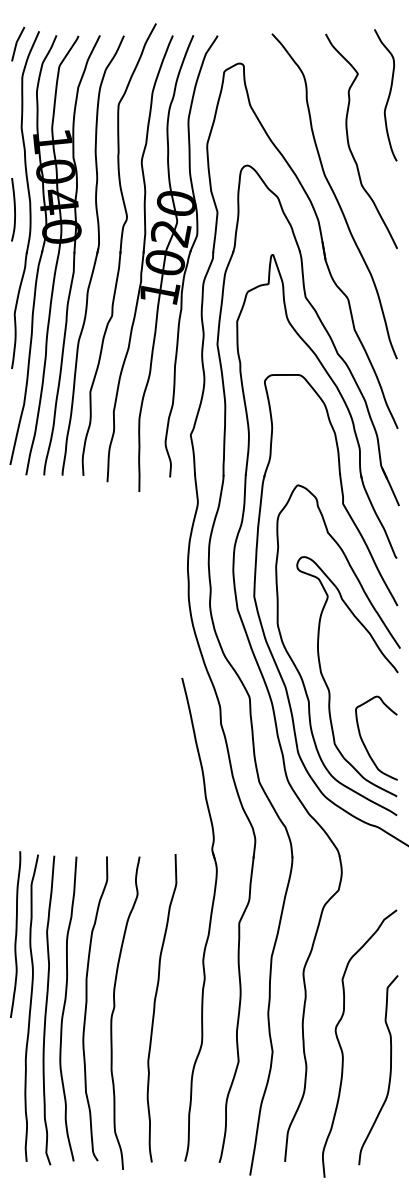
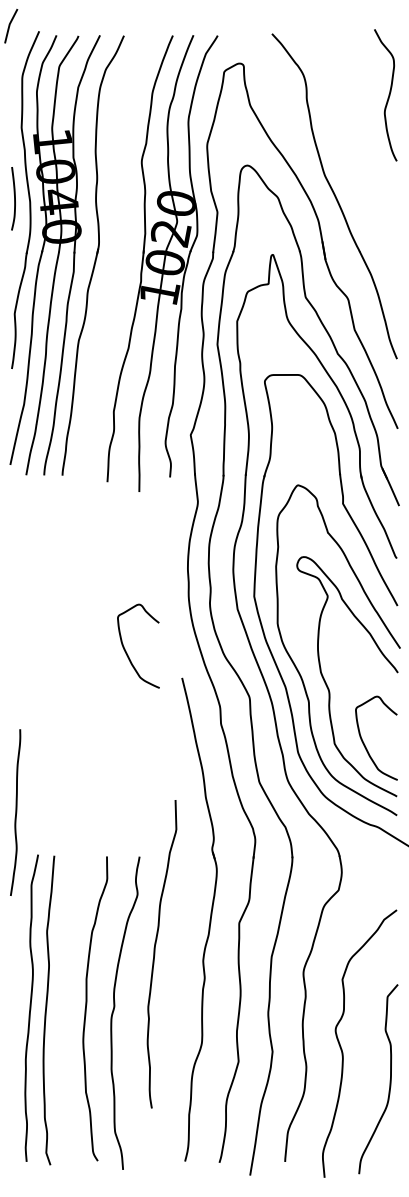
curve position: (17, 44) -> (10, 26) (10, 26)
curve: present -> none (349, 142)
curve position: (14, 209) -> (14, 198) (14, 198)
part: present -> none (118, 249)
curve: none -> present (126, 650)
curve position: (15, 934) -> (15, 812) (15, 812)
curve: present -> none (65, 1006)
curve position: (155, 1008) -> (155, 954) (155, 954)
curve position: (389, 1071) -> (389, 1080) (389, 1080)
